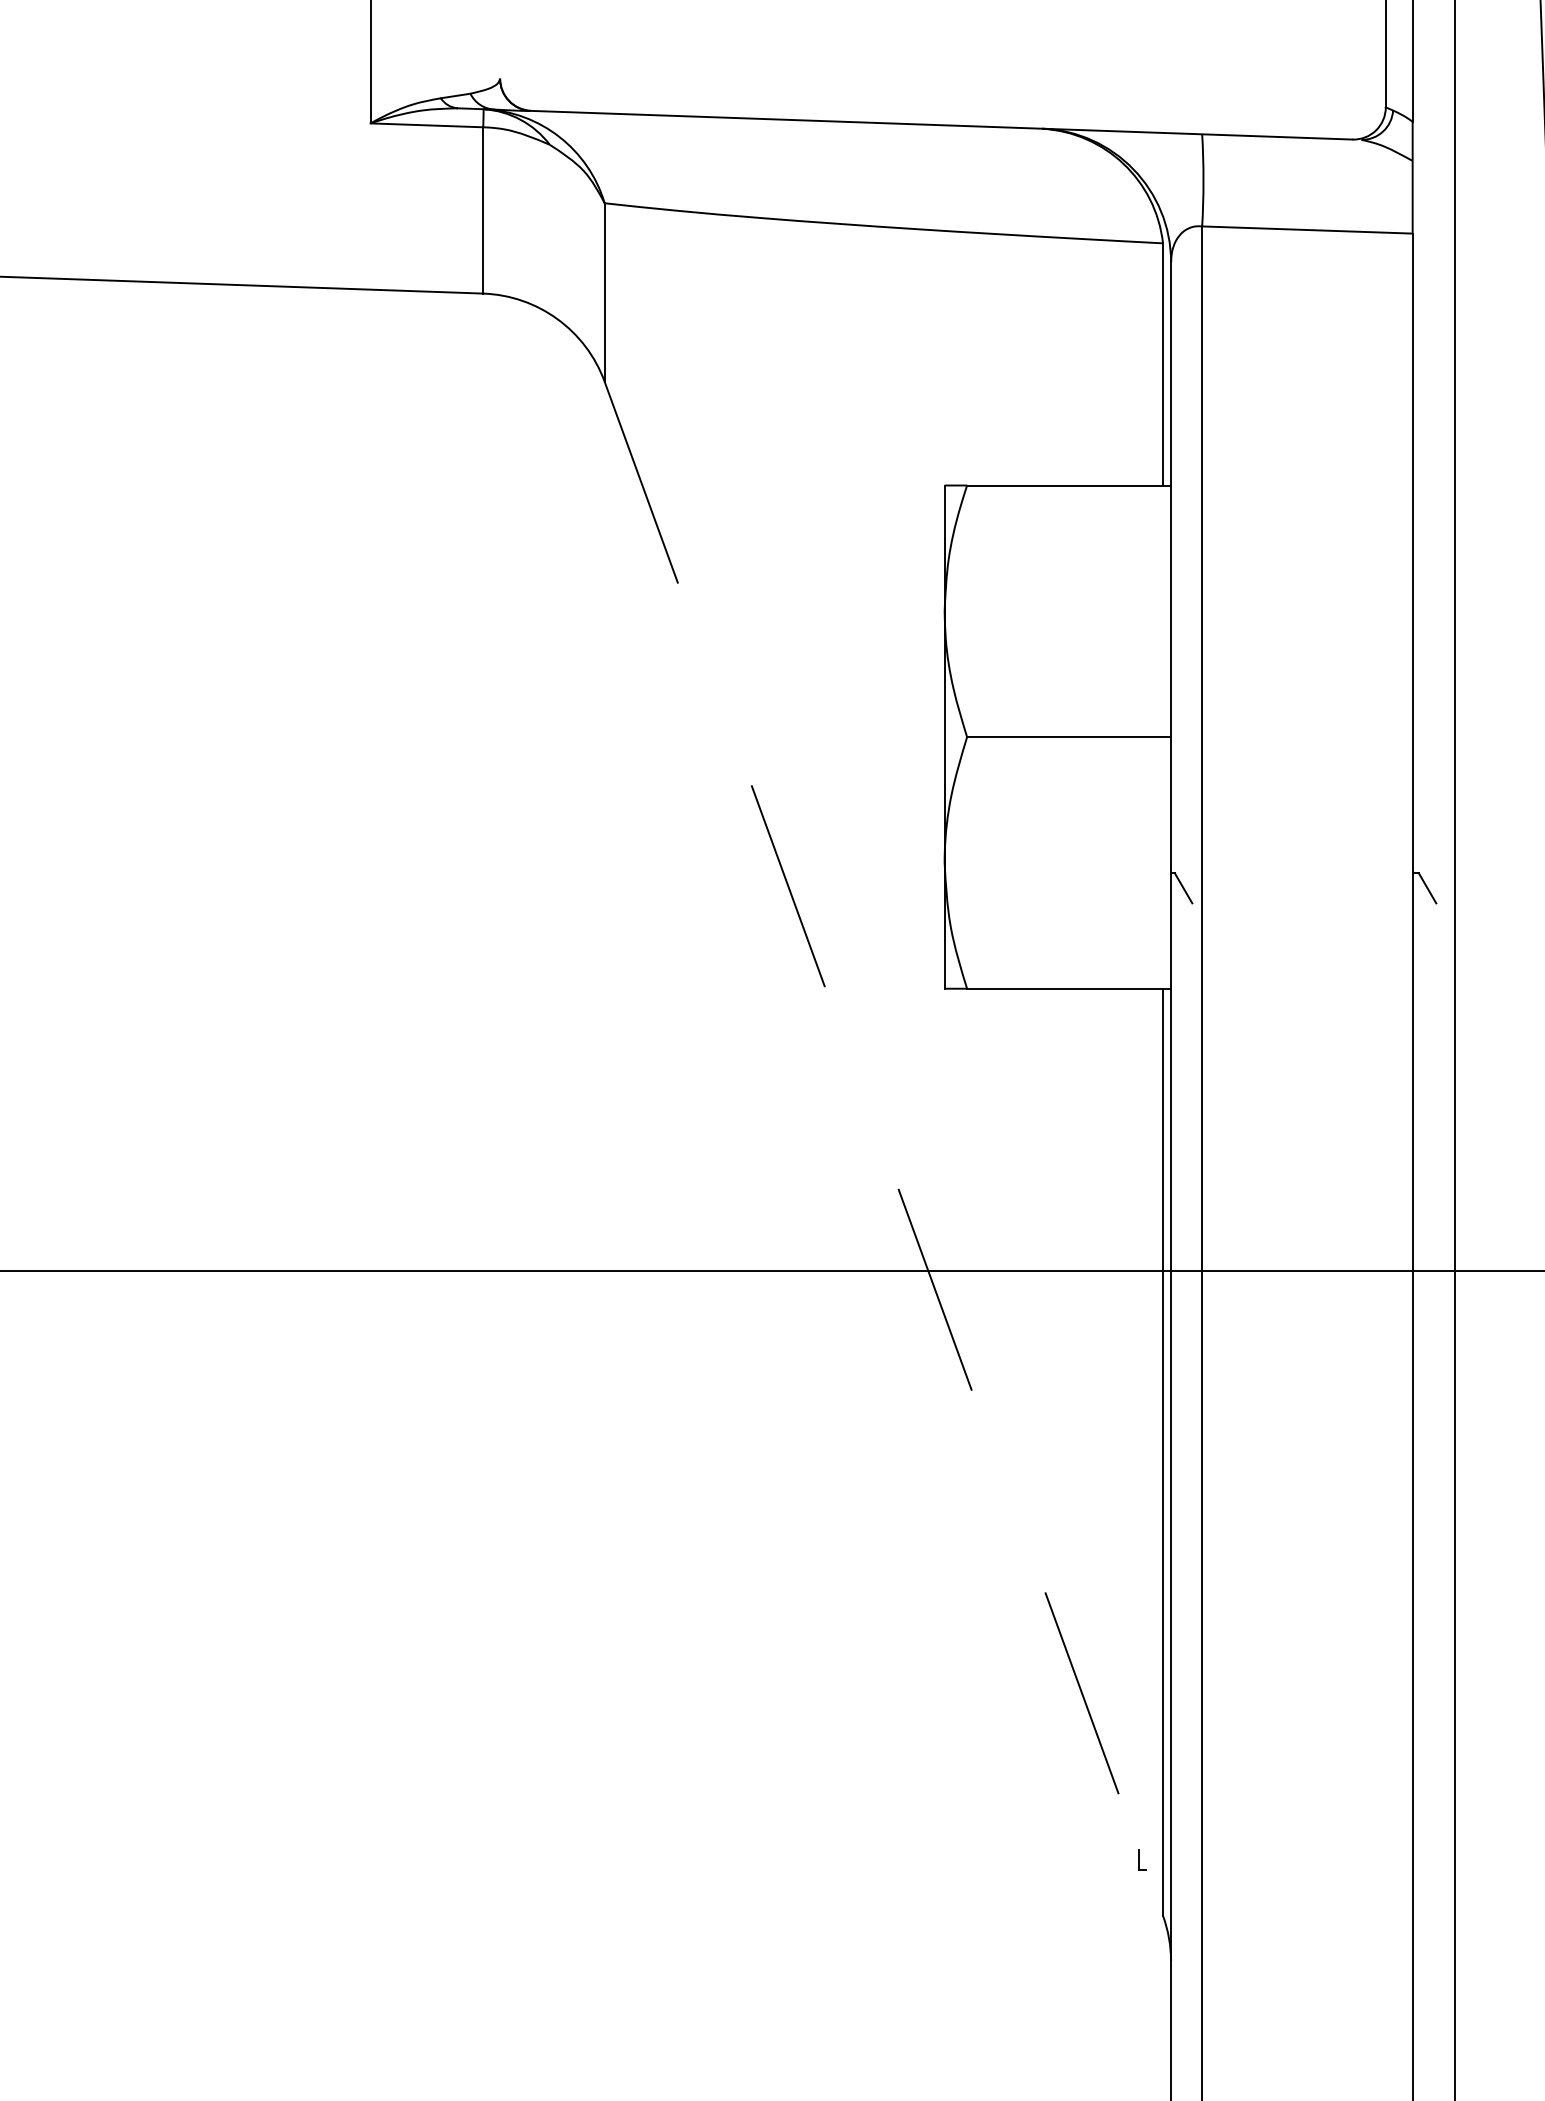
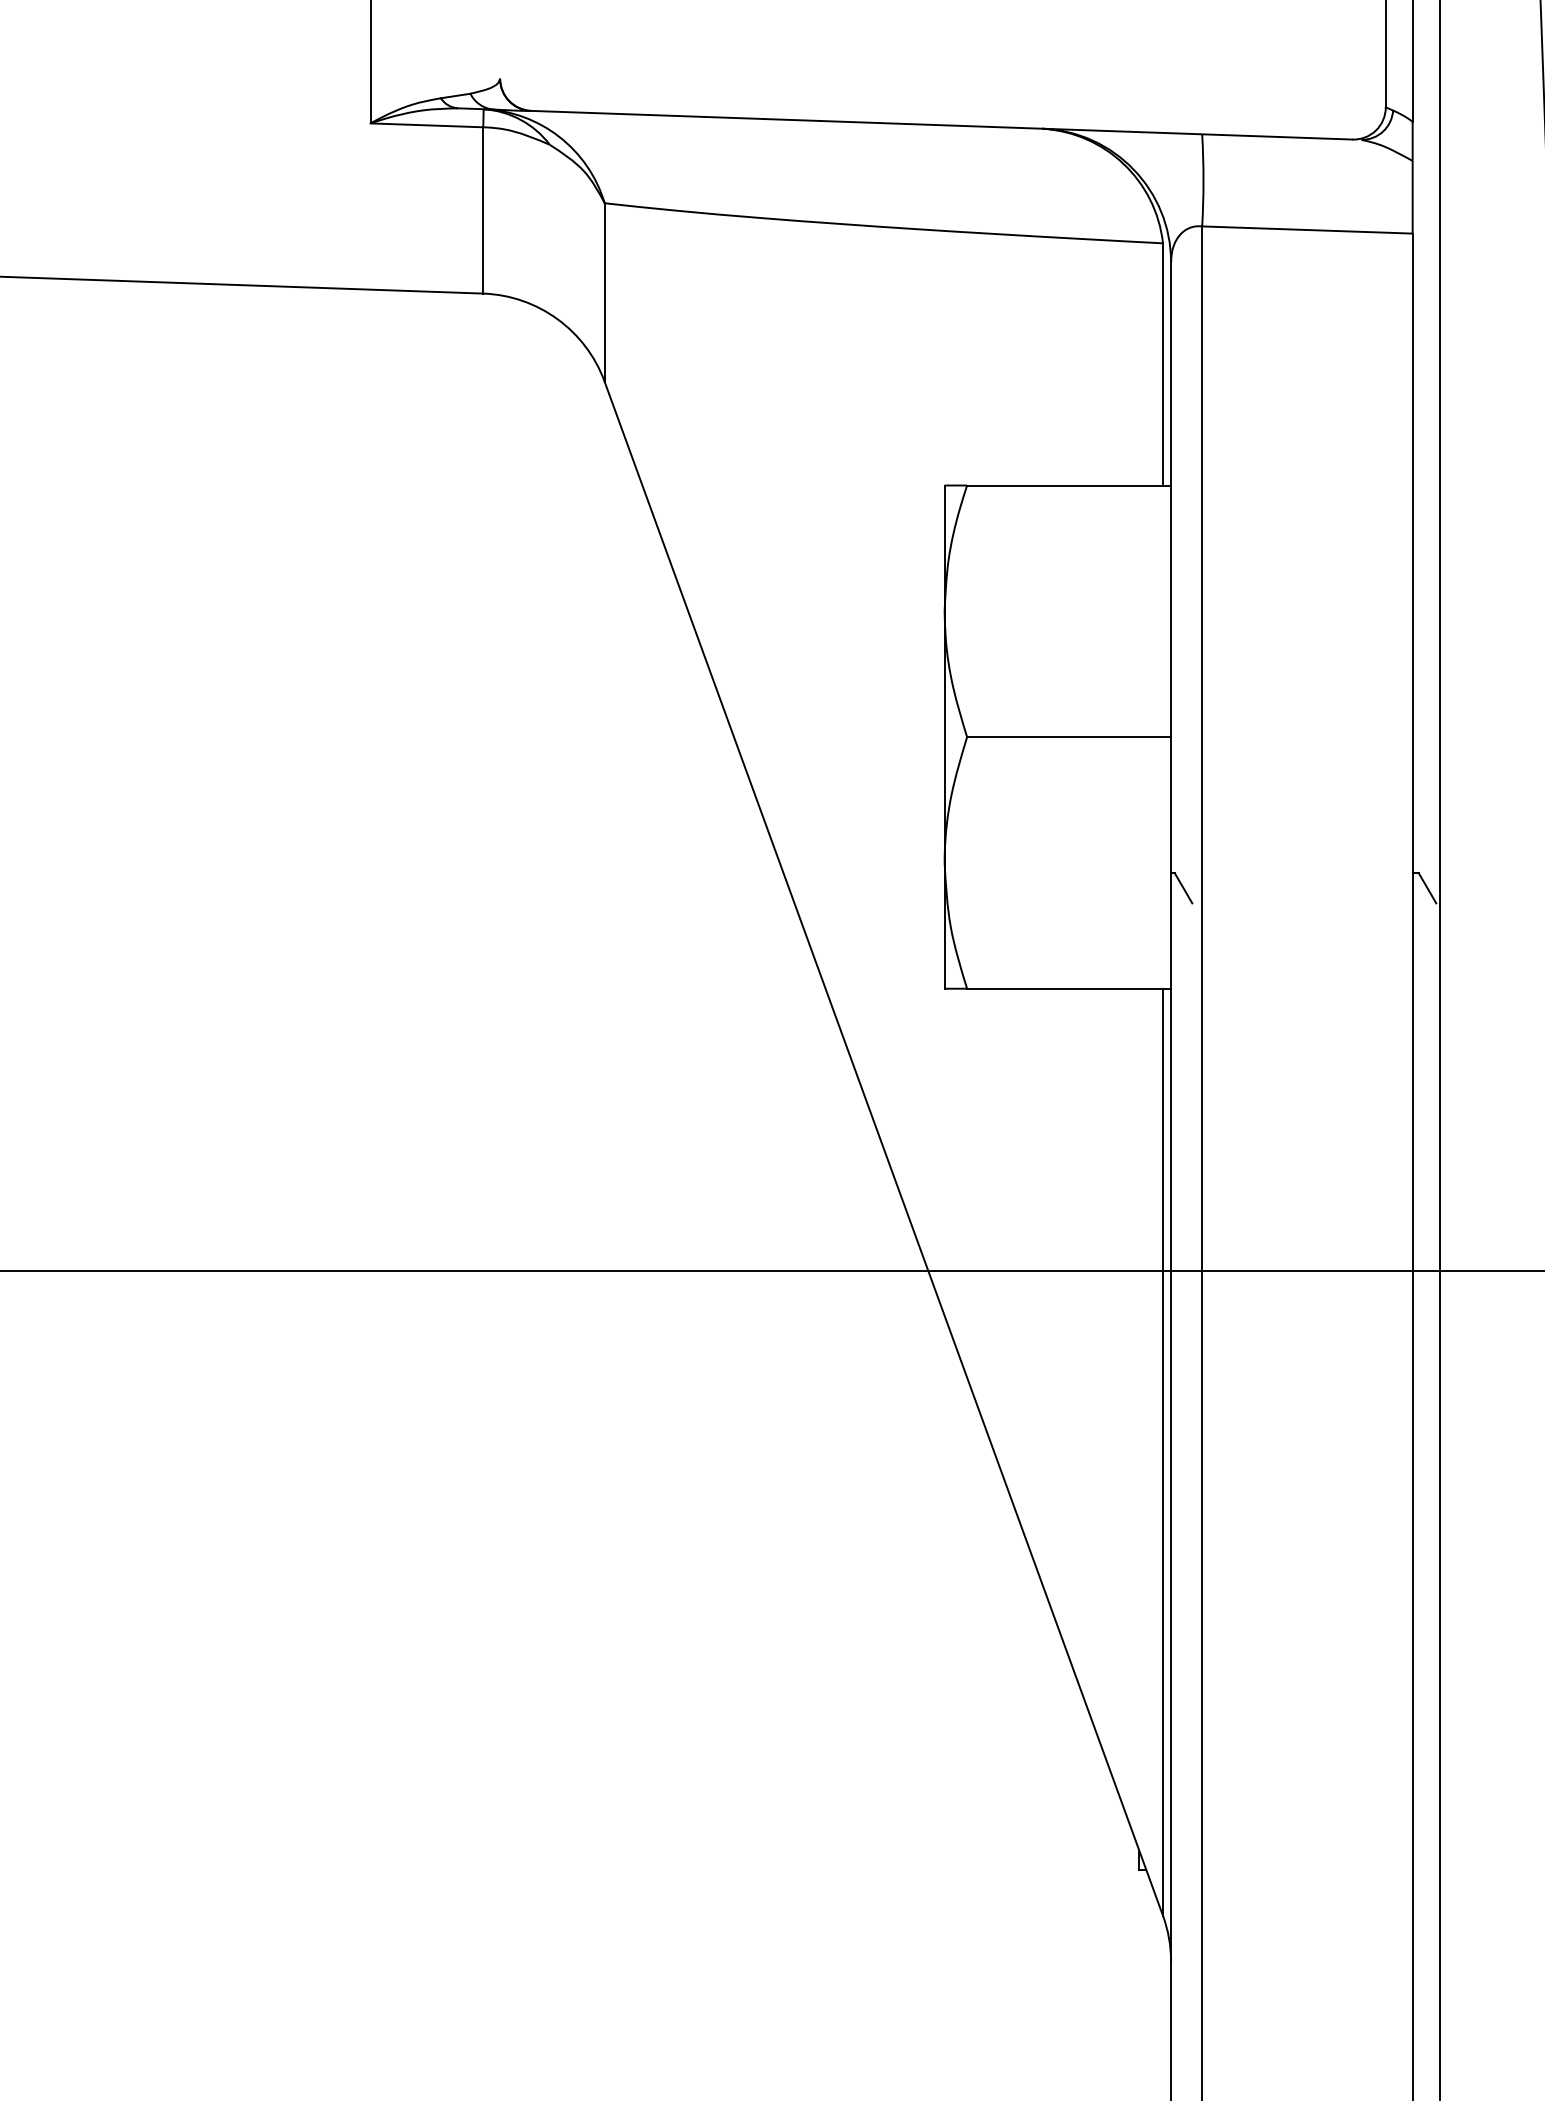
line position: (1454, 1049) -> (1439, 1049) (1439, 1049)
line: dashed -> solid (884, 1149)
